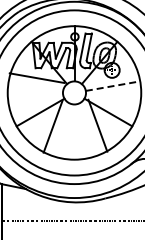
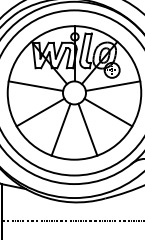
line position: (36, 77) -> (35, 85) (35, 85)
line: dashed -> solid (113, 86)
line position: (97, 125) -> (87, 129) (87, 129)
line position: (52, 126) -> (60, 129) (60, 129)
